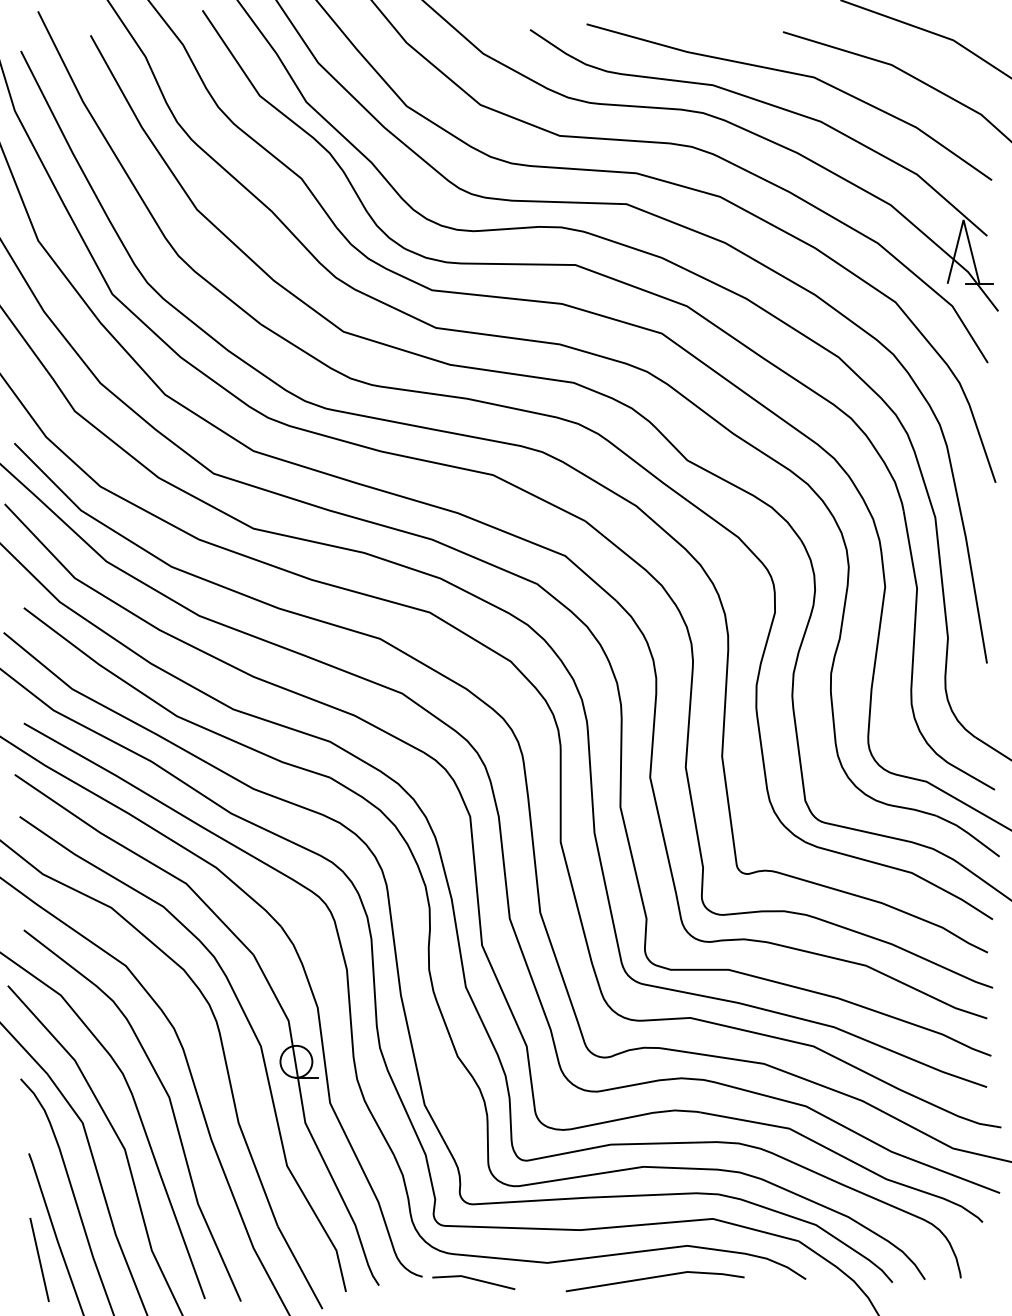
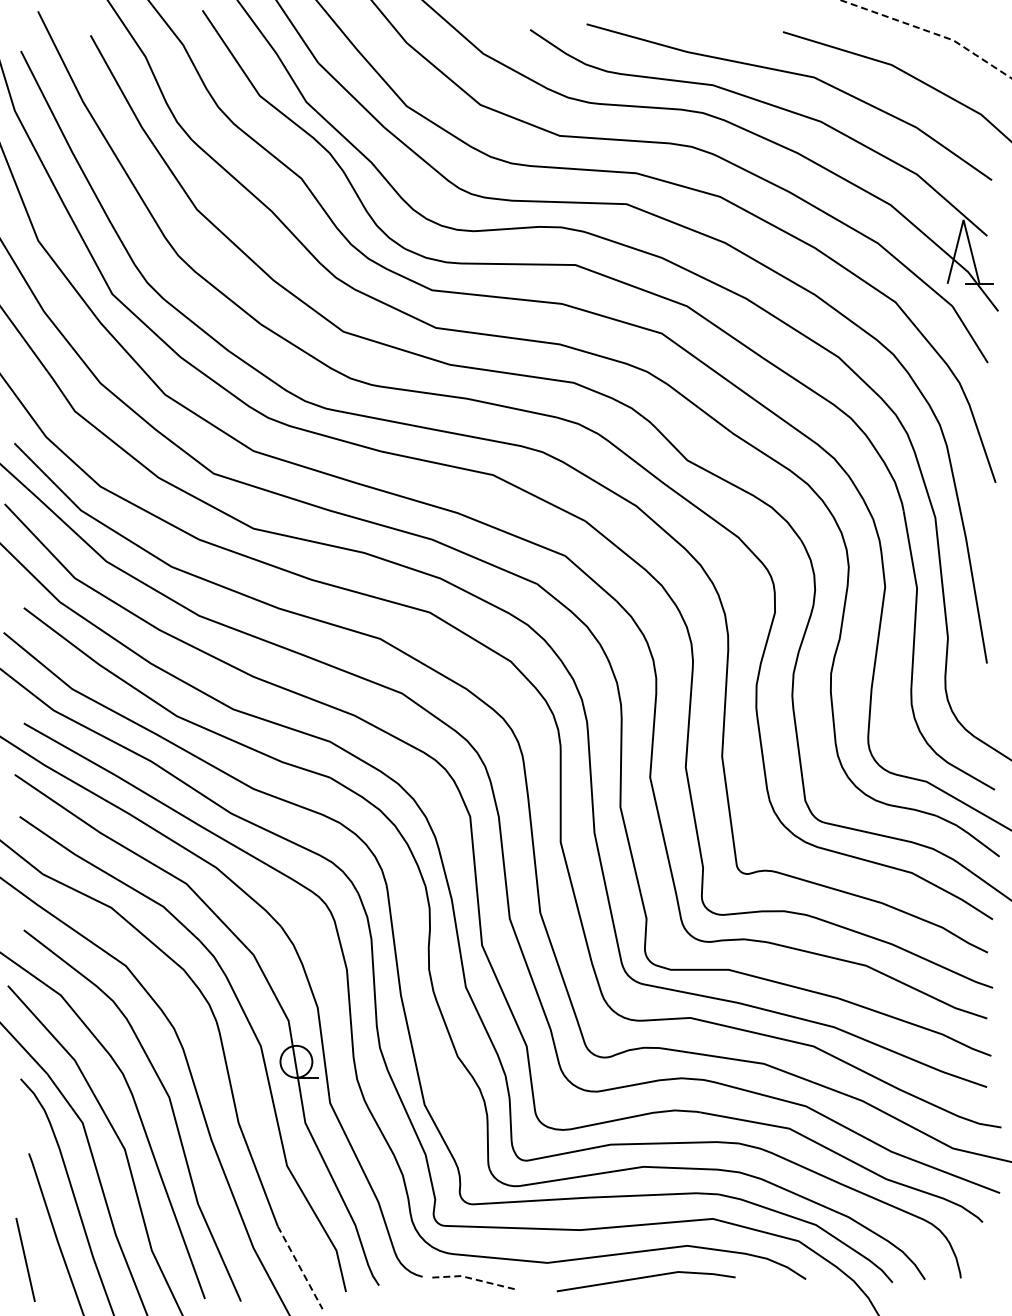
line: solid -> dashed (930, 32)
line position: (39, 1259) -> (25, 1259) (25, 1259)
line: solid -> dashed (300, 1268)
line position: (654, 1278) -> (645, 1278) (645, 1278)
line: solid -> dashed (473, 1279)
